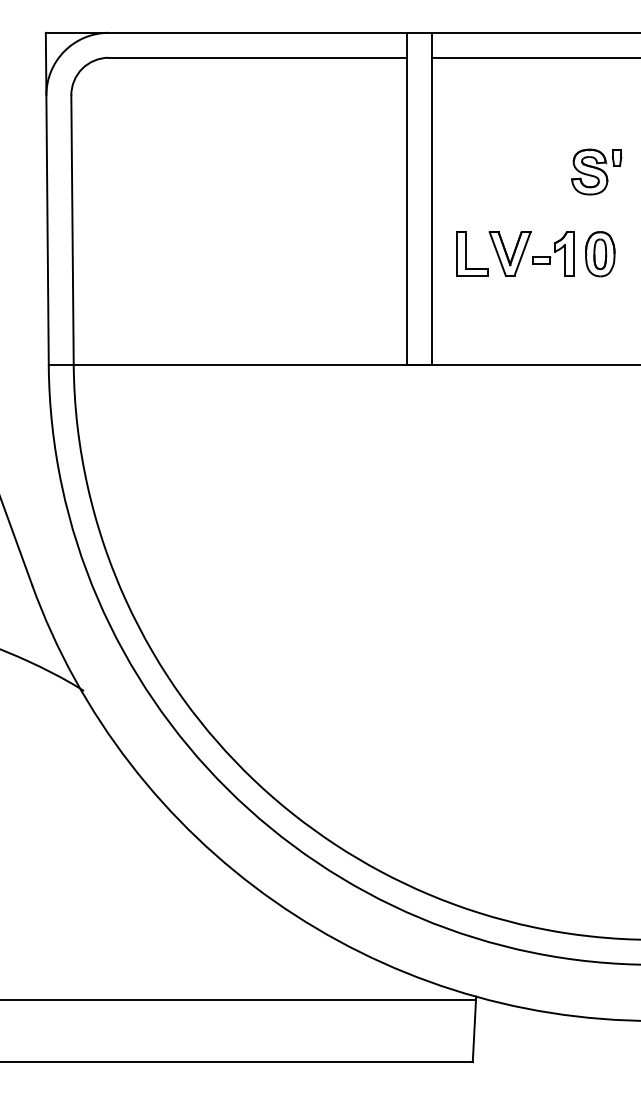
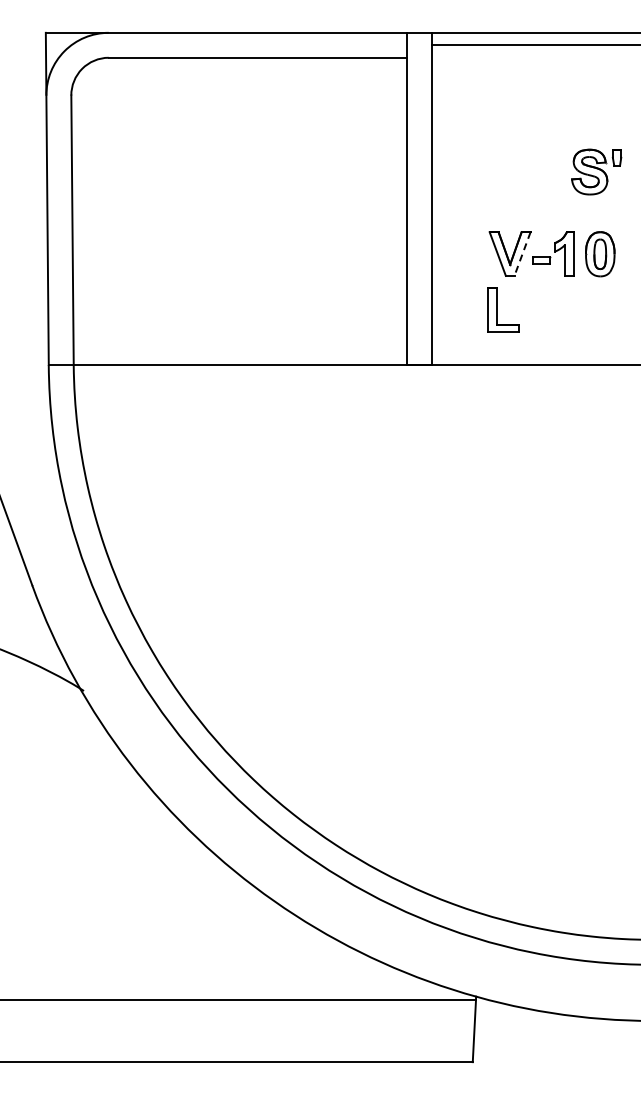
line position: (534, 57) -> (534, 44) (534, 44)
part position: (472, 253) -> (503, 309) (503, 309)
line: solid -> dashed (522, 254)
